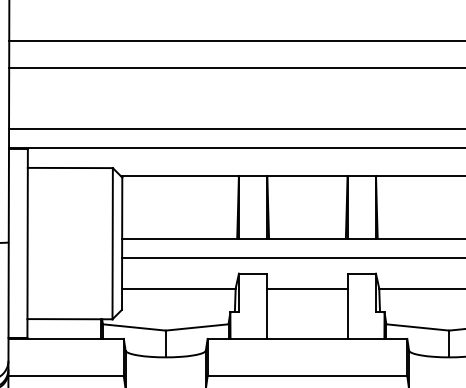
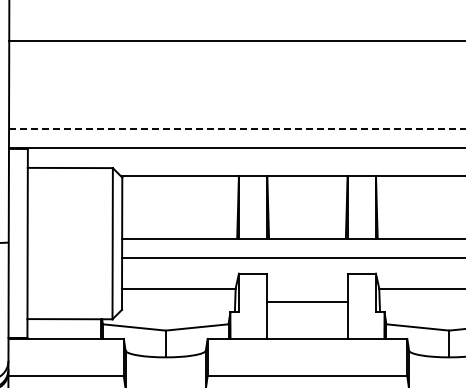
line: present -> none (235, 67)
line: solid -> dashed (237, 129)
line position: (307, 288) -> (307, 301) (307, 301)
